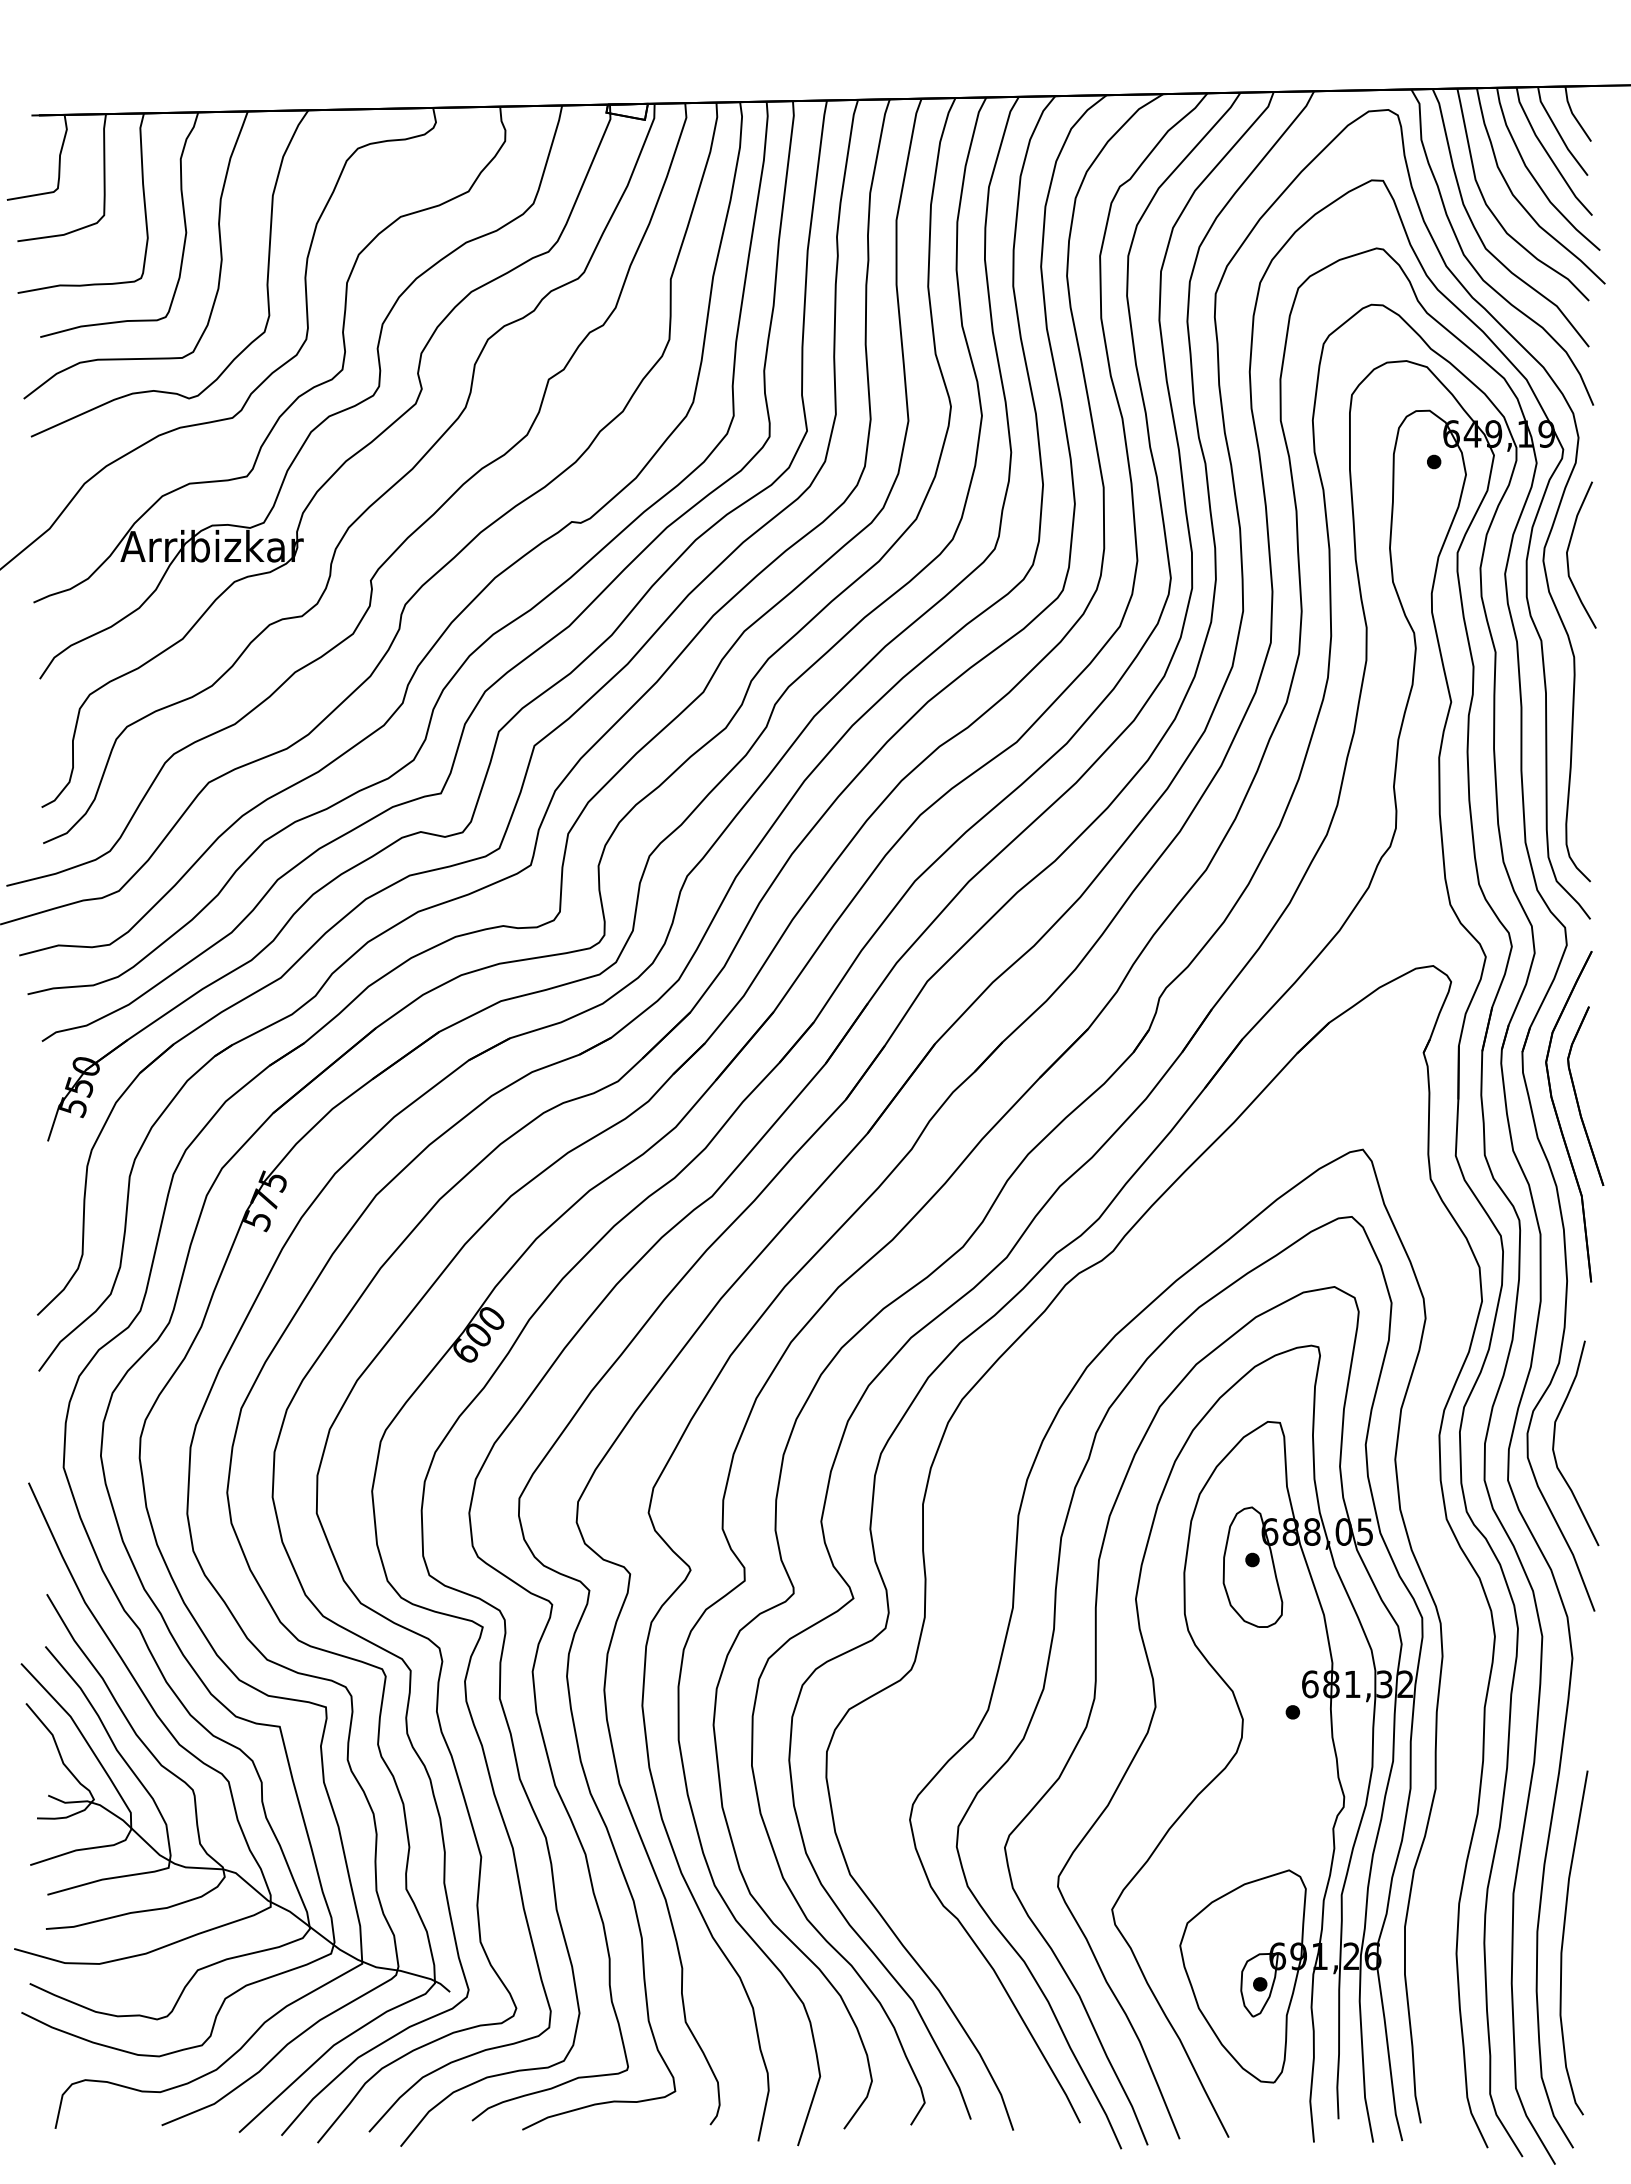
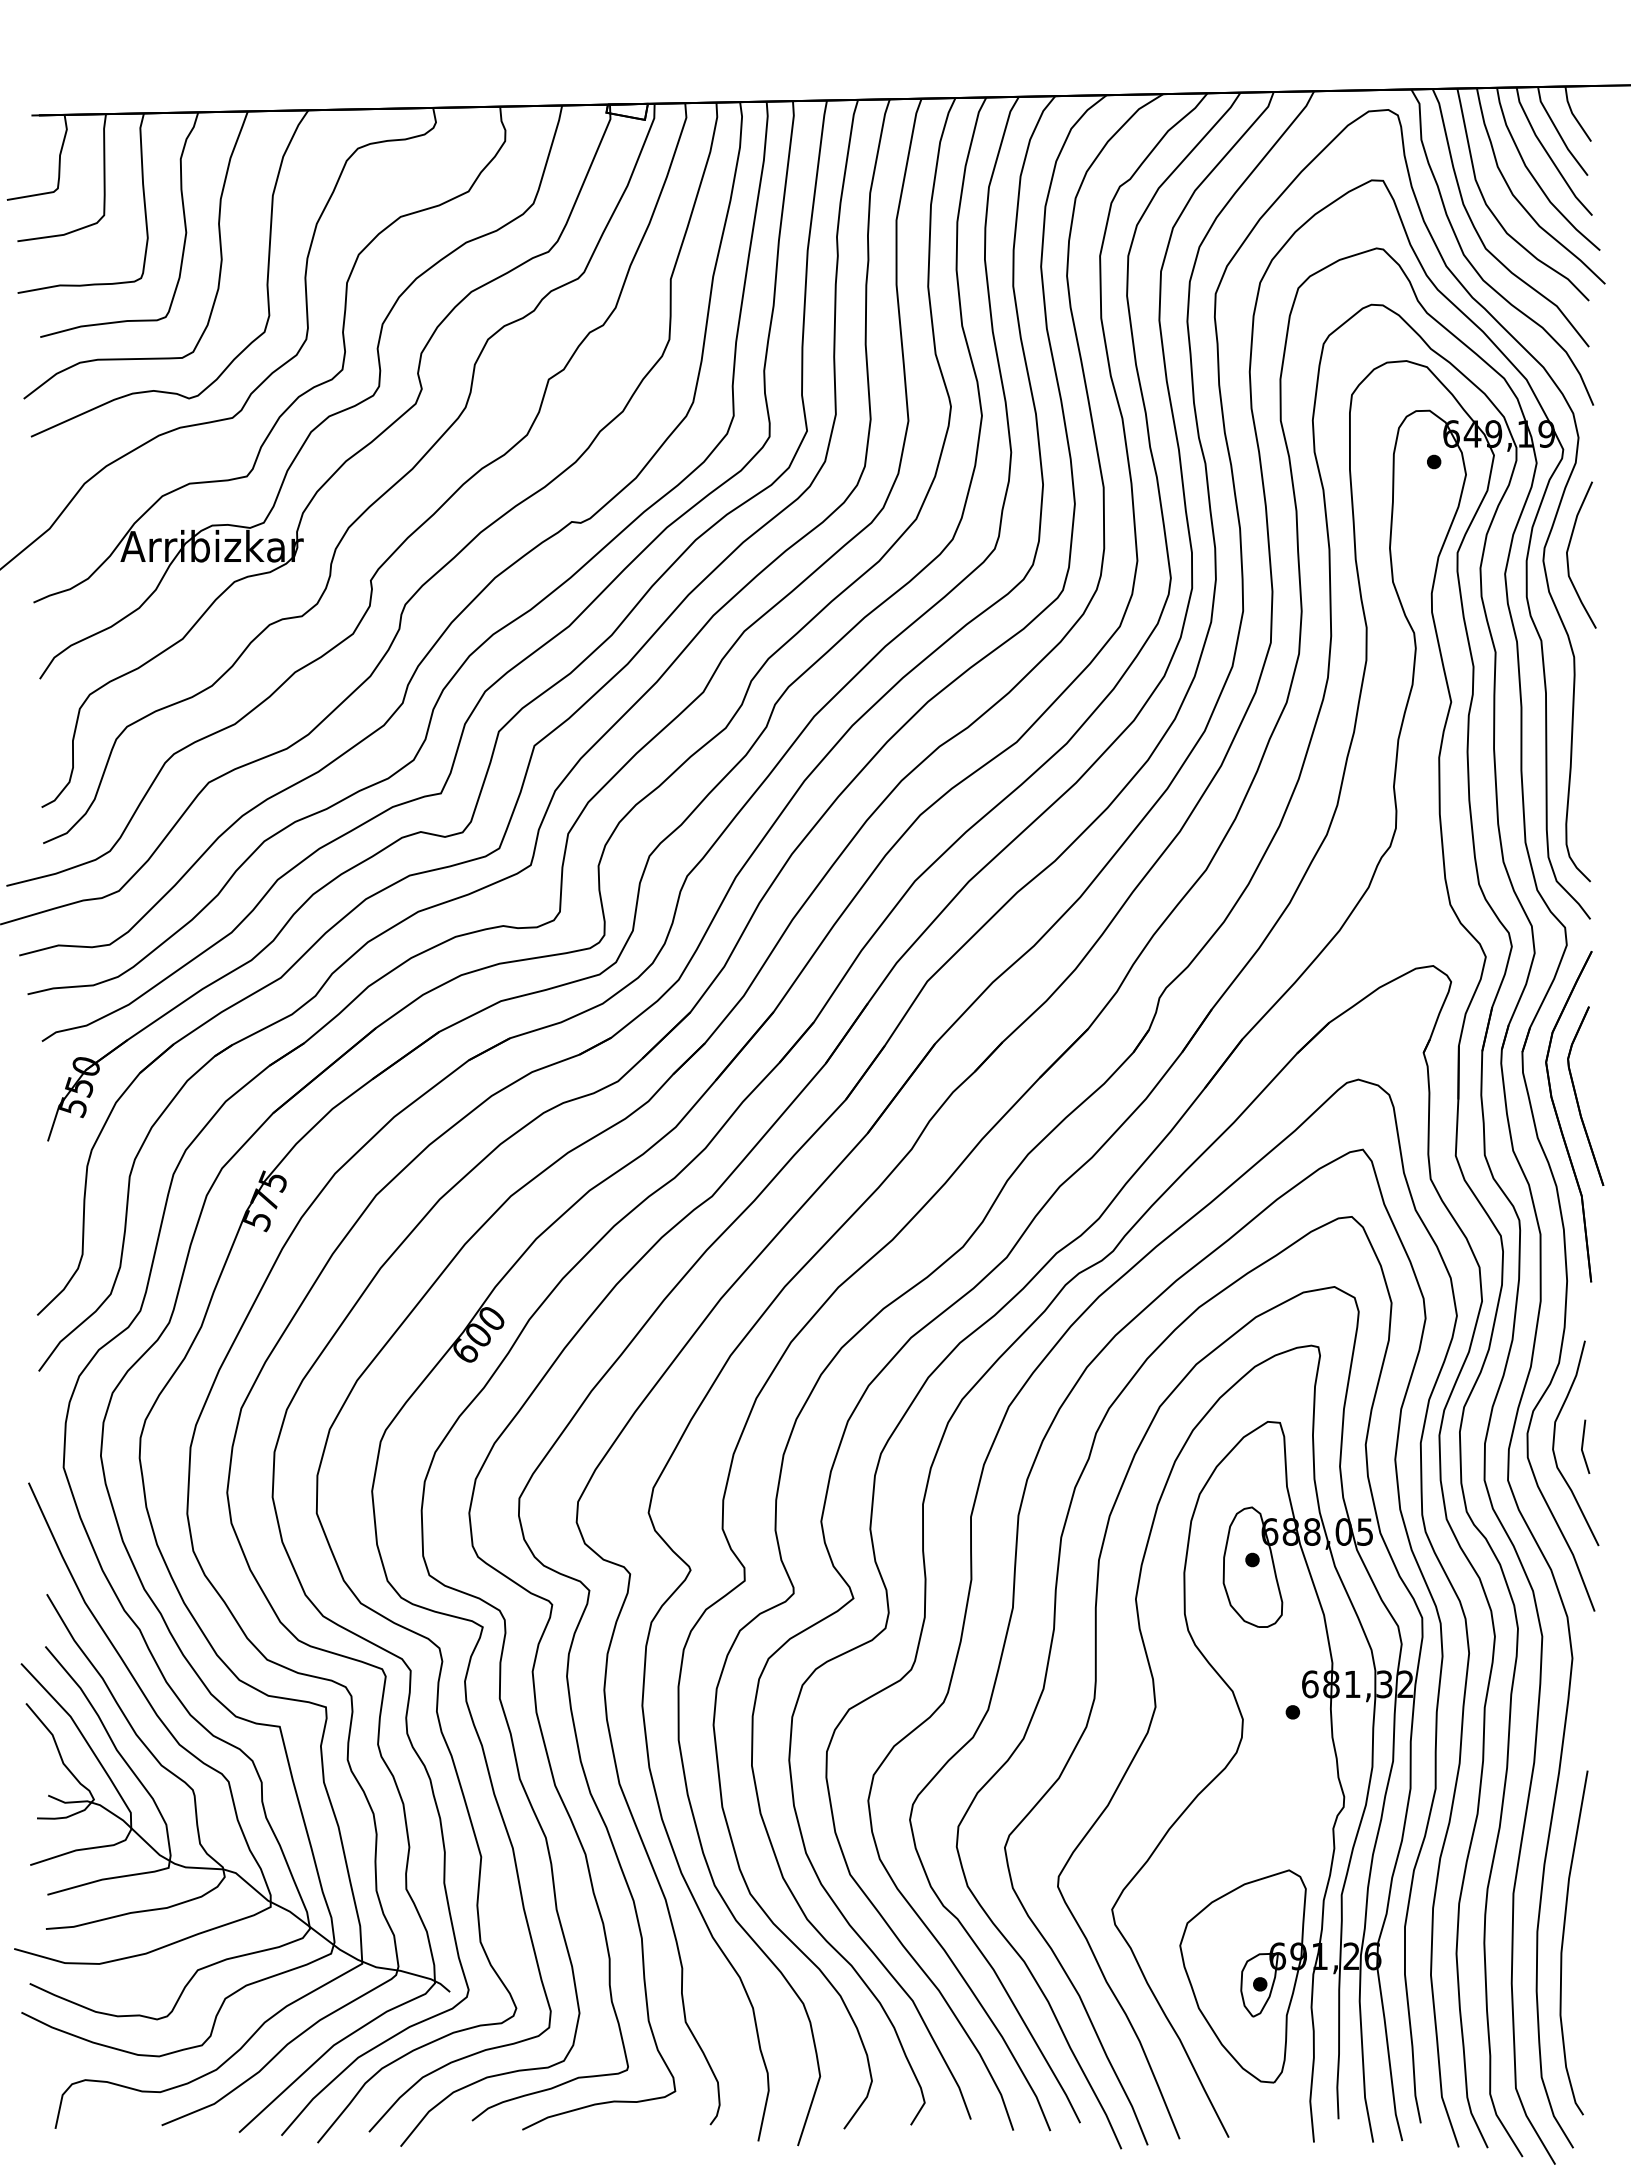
line: none -> present (1583, 1446)
part: none -> present (972, 1580)
